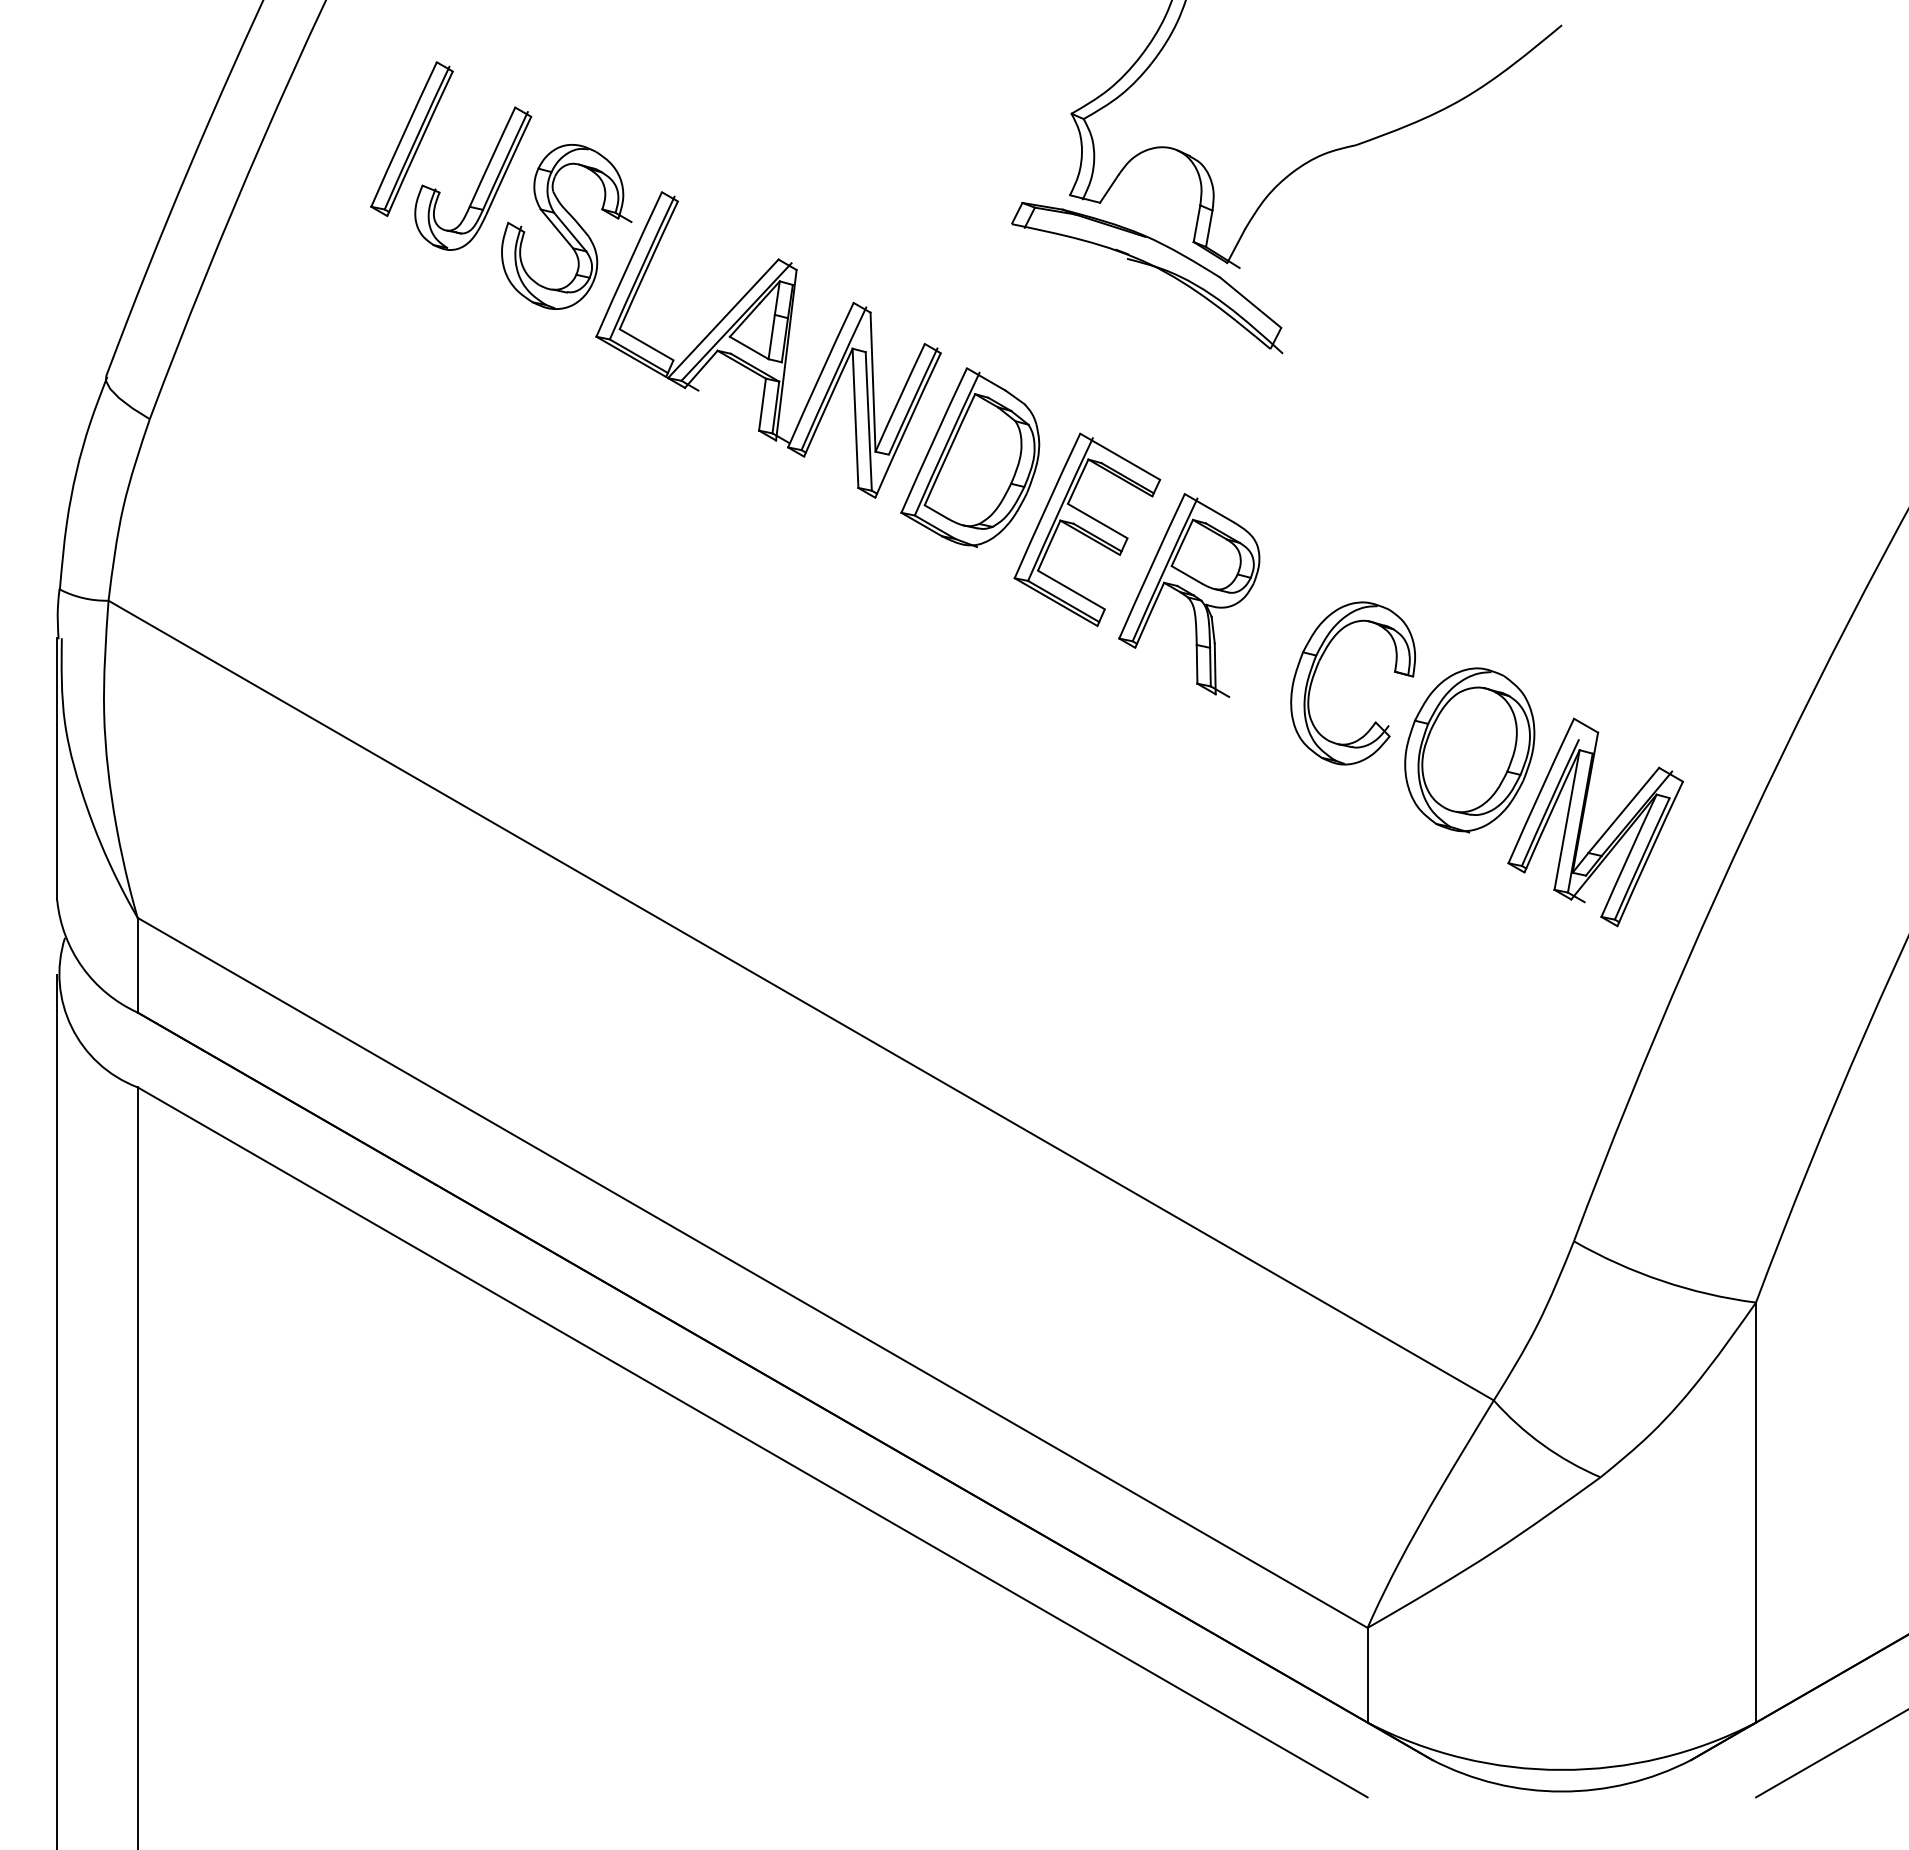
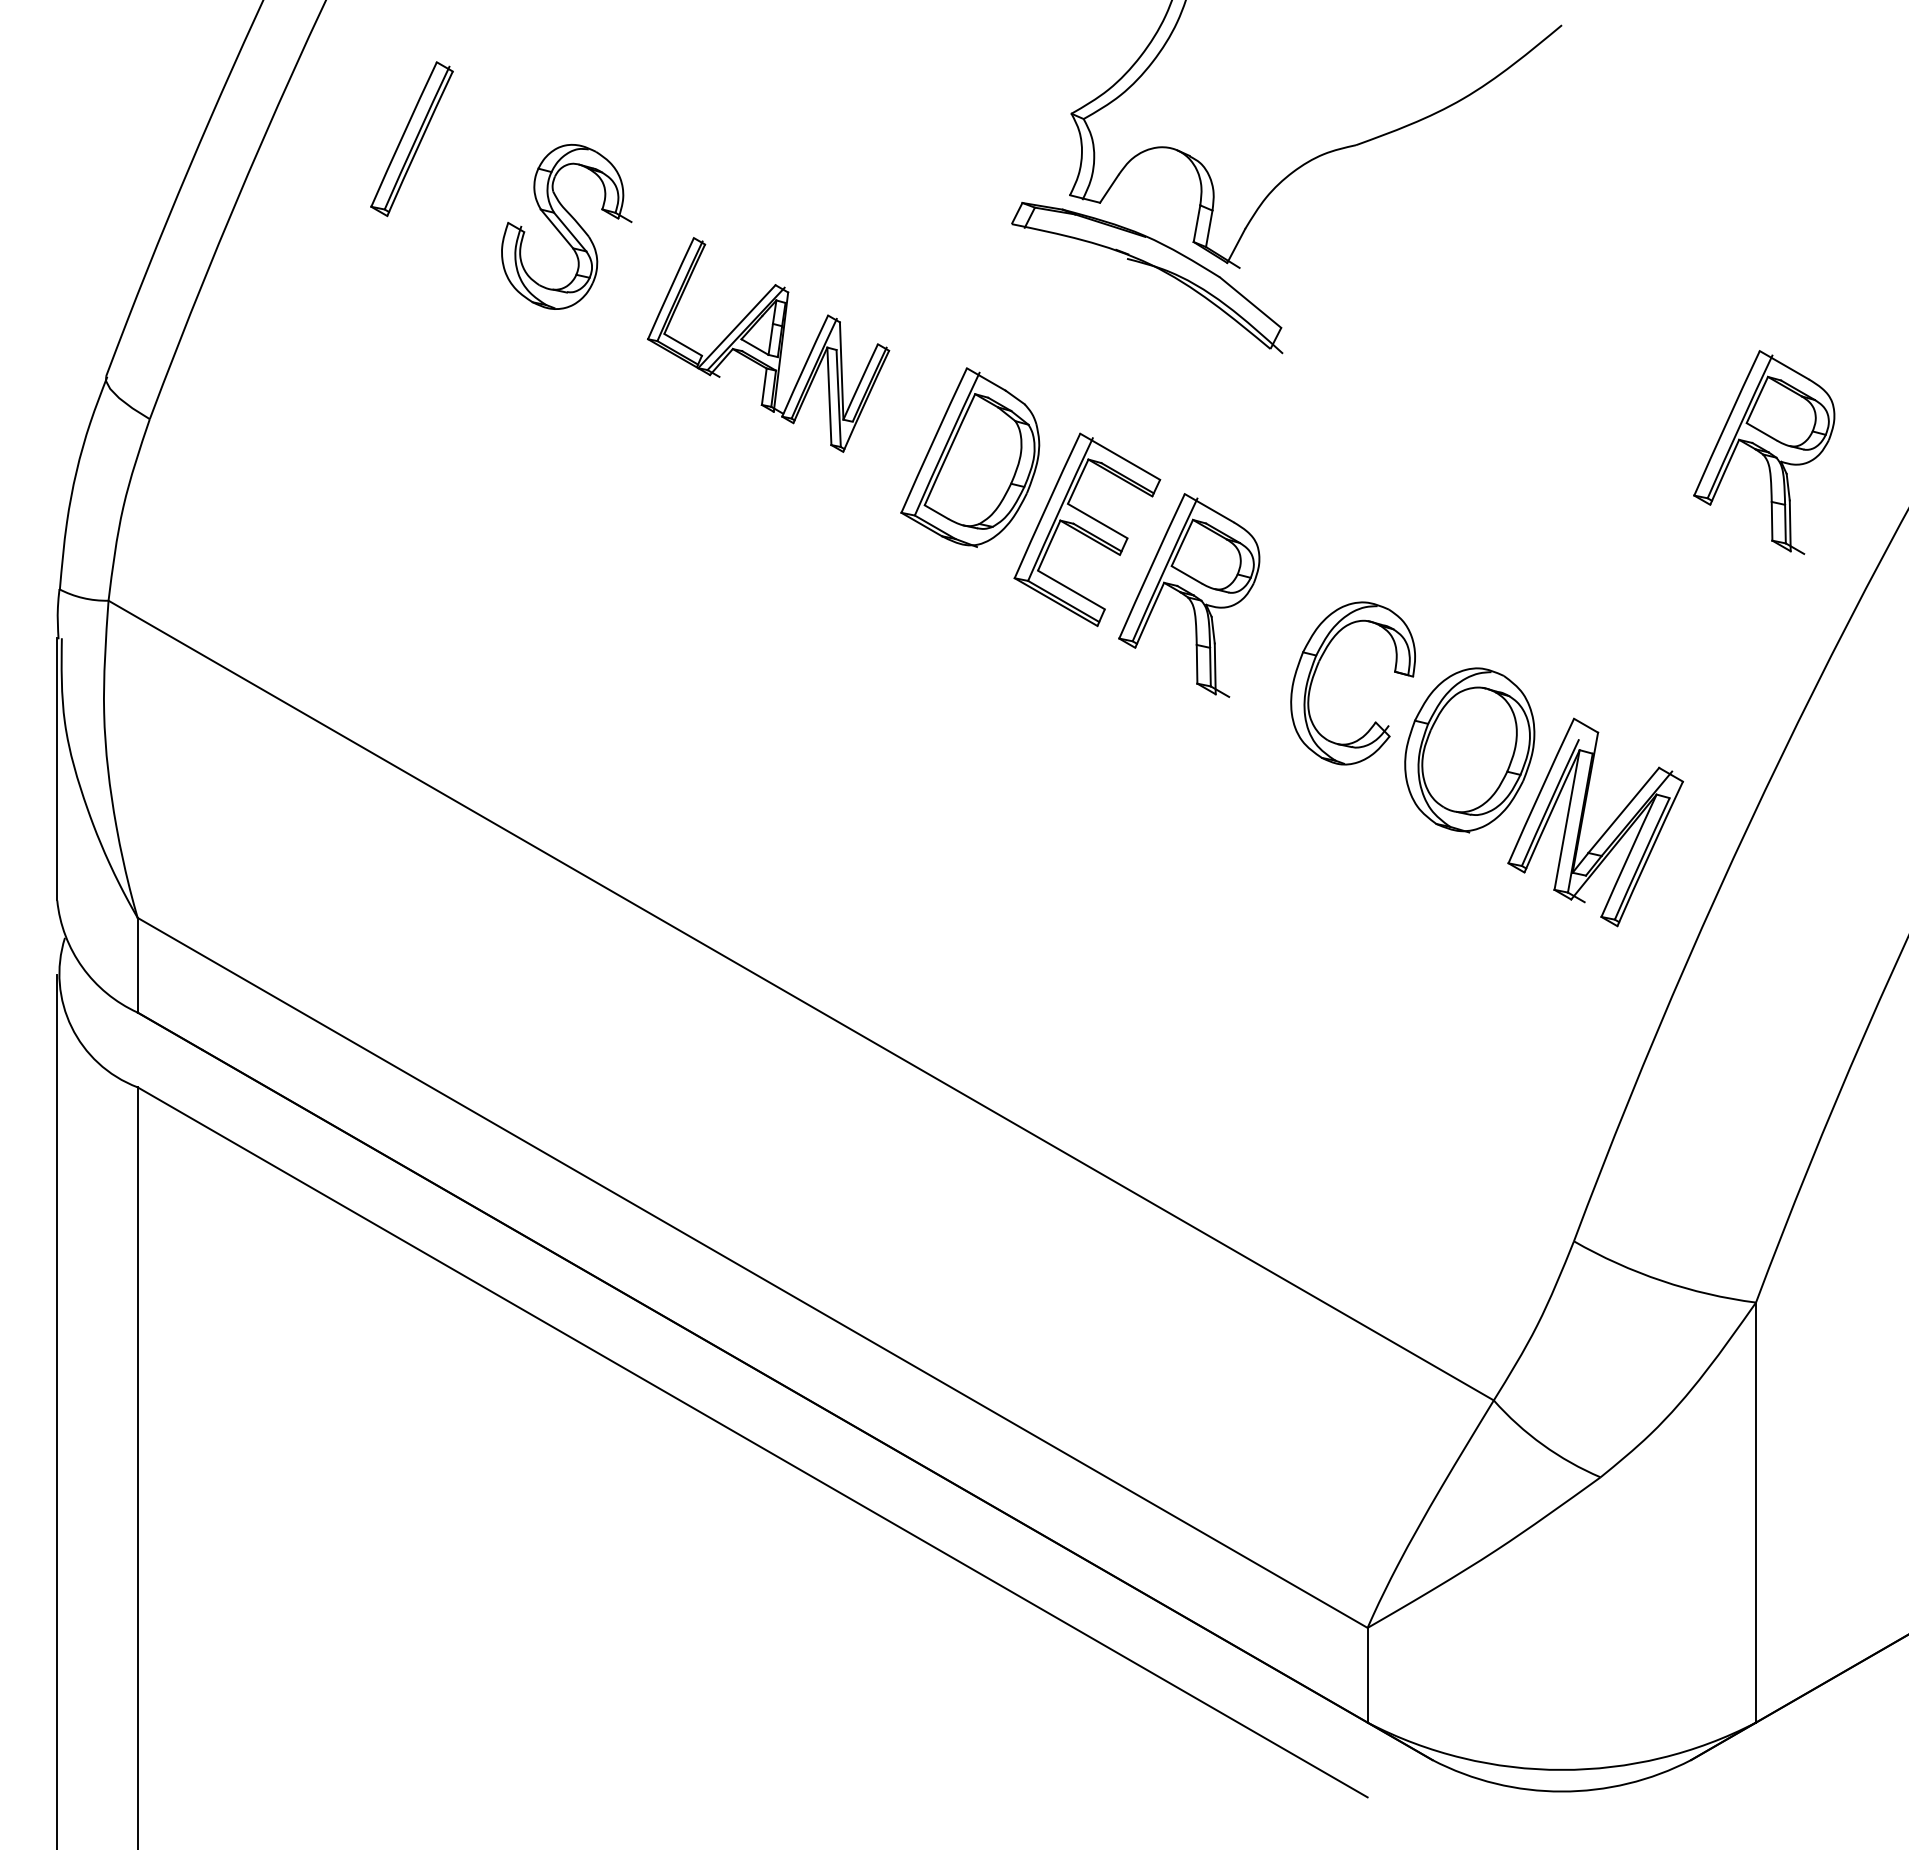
part: present -> none (479, 182)
part size: 347x308 px -> 244x216 px (768, 344)
part: none -> present (1764, 452)
line: present -> none (1830, 1753)
